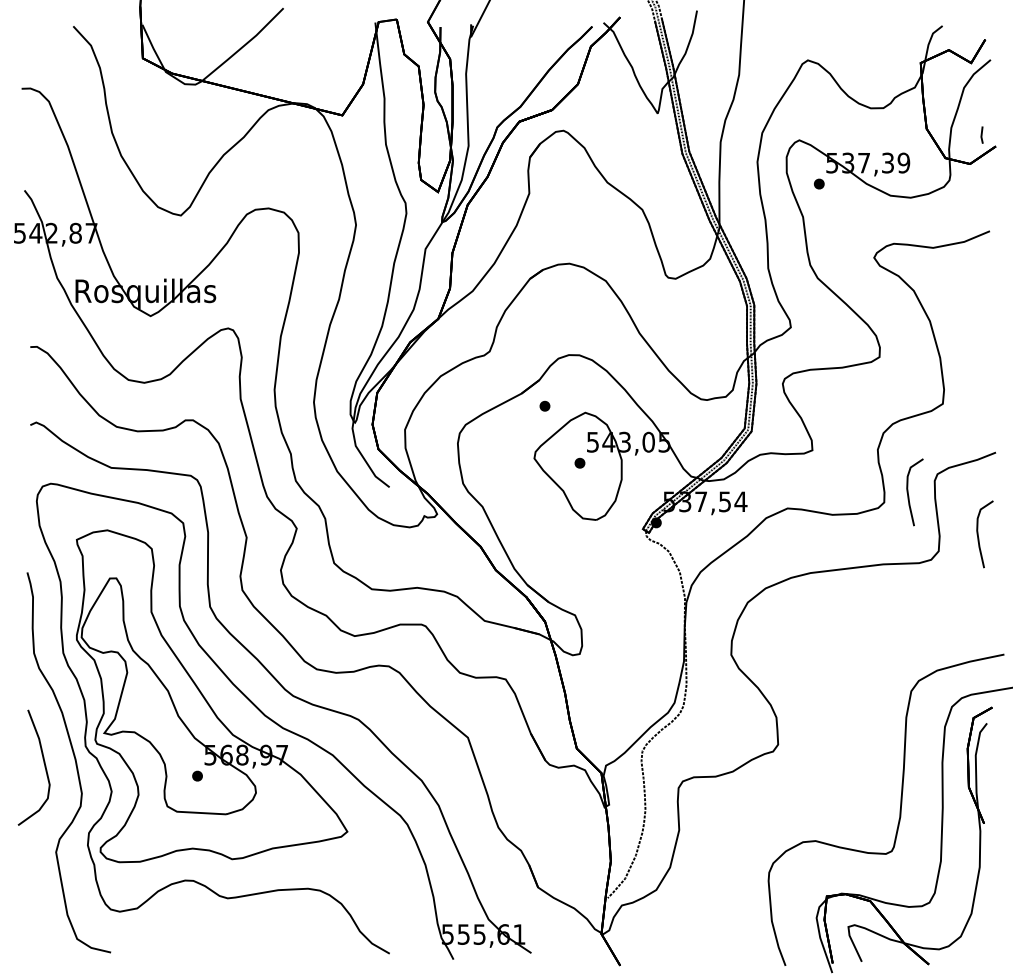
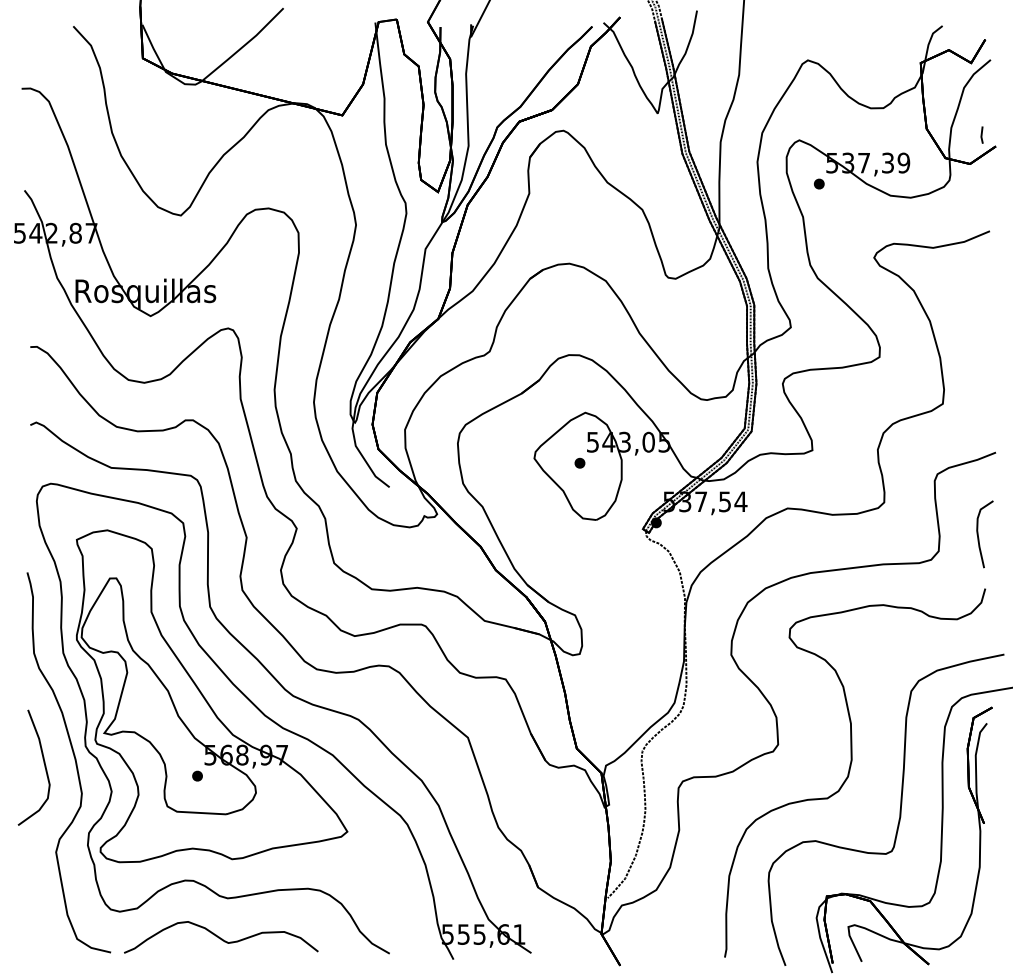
part: present -> none (544, 405)
curve: present -> none (909, 495)
curve: none -> present (850, 771)
curve: none -> present (220, 937)
